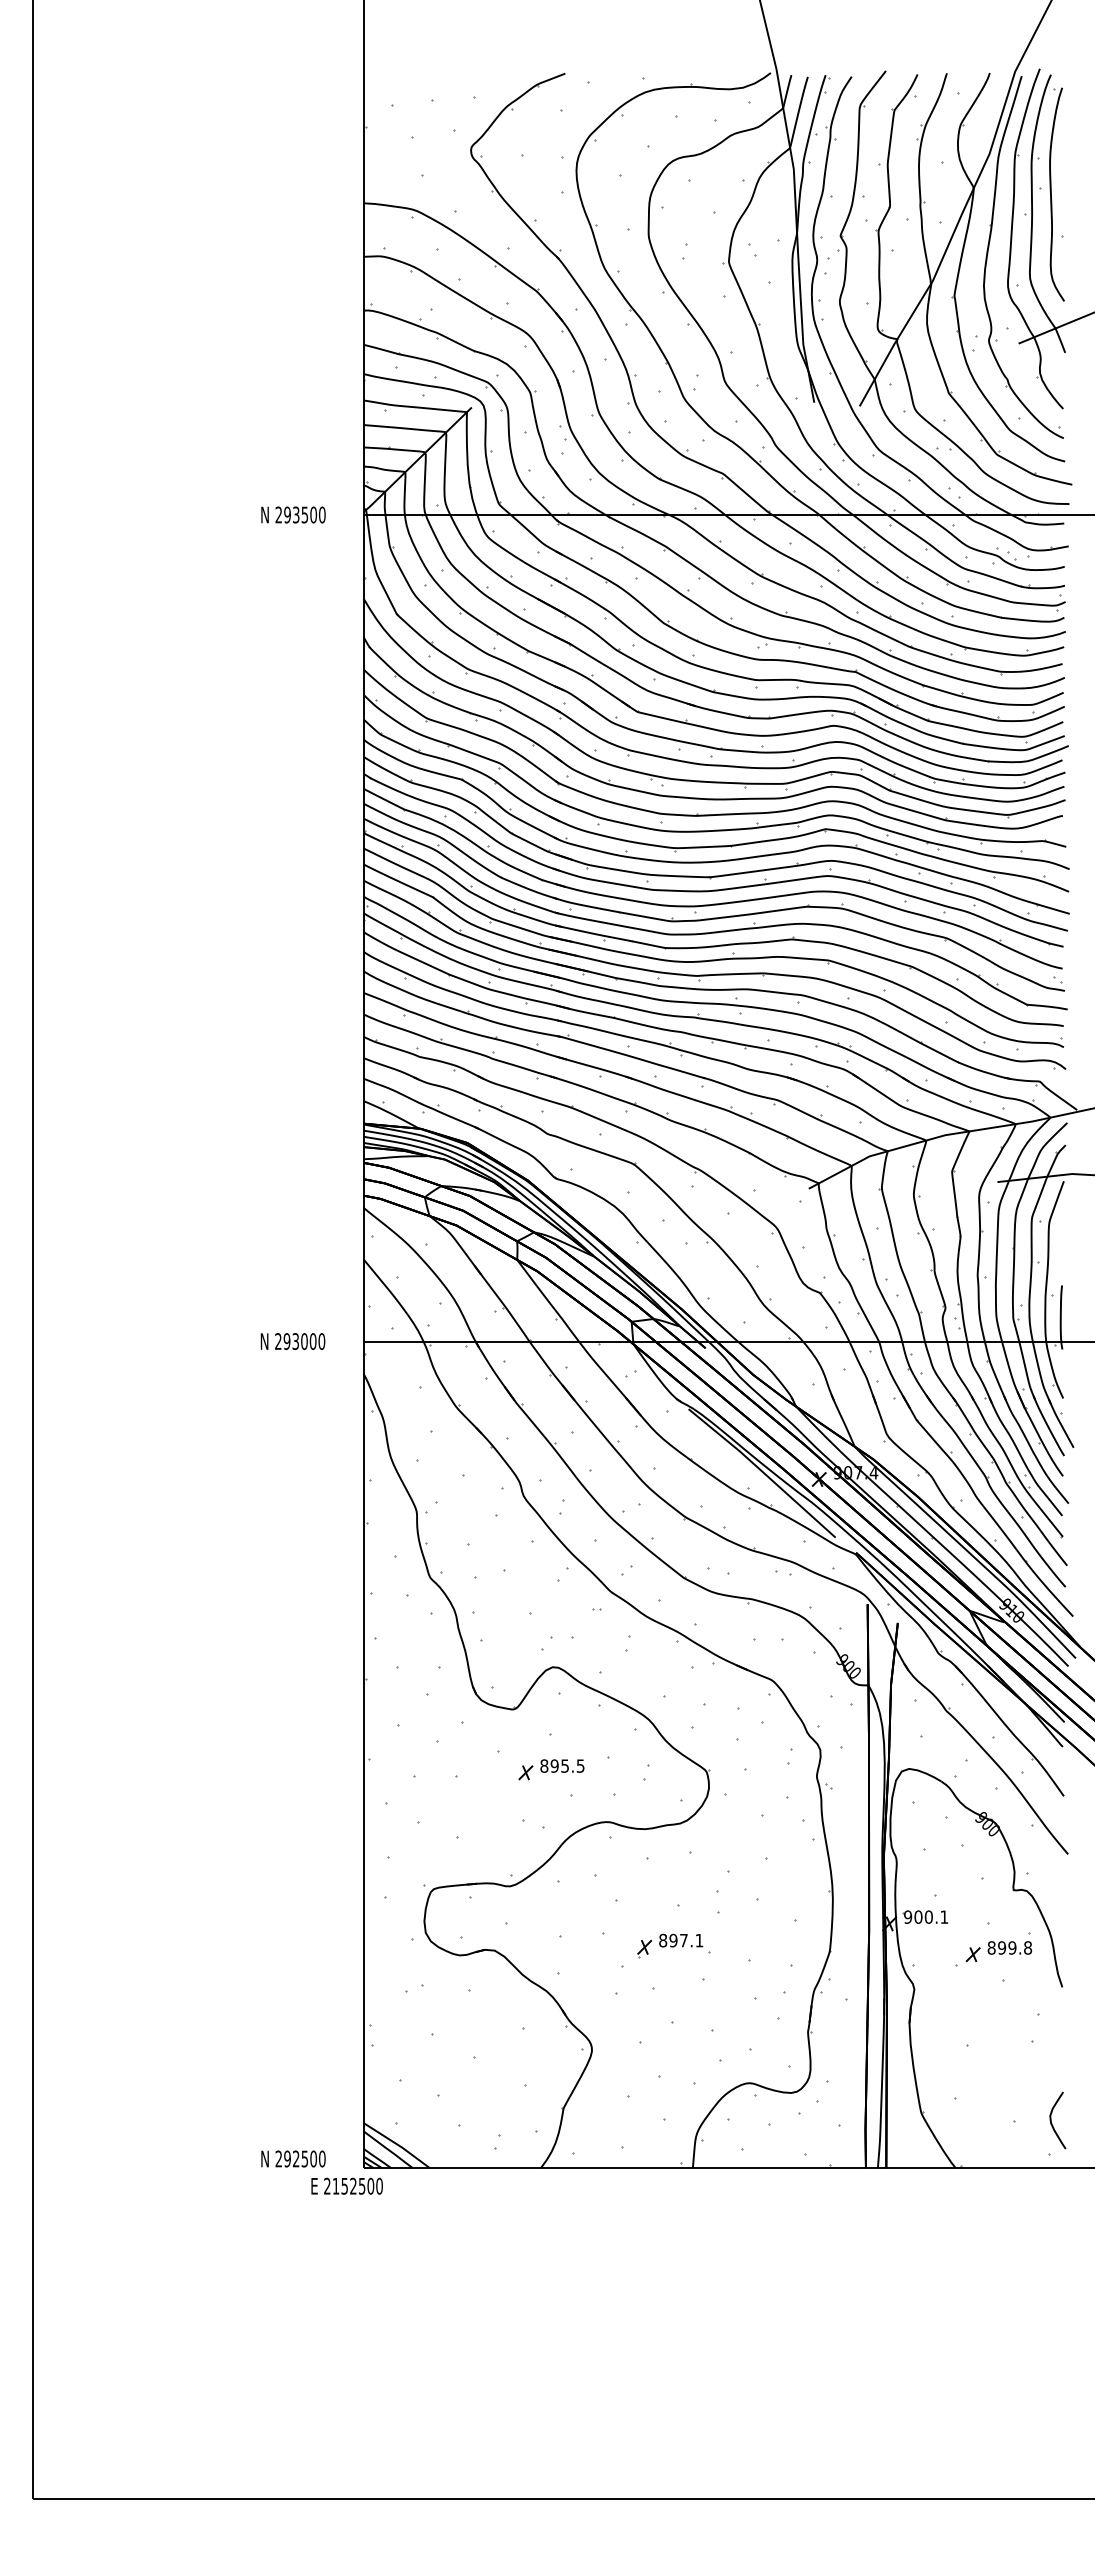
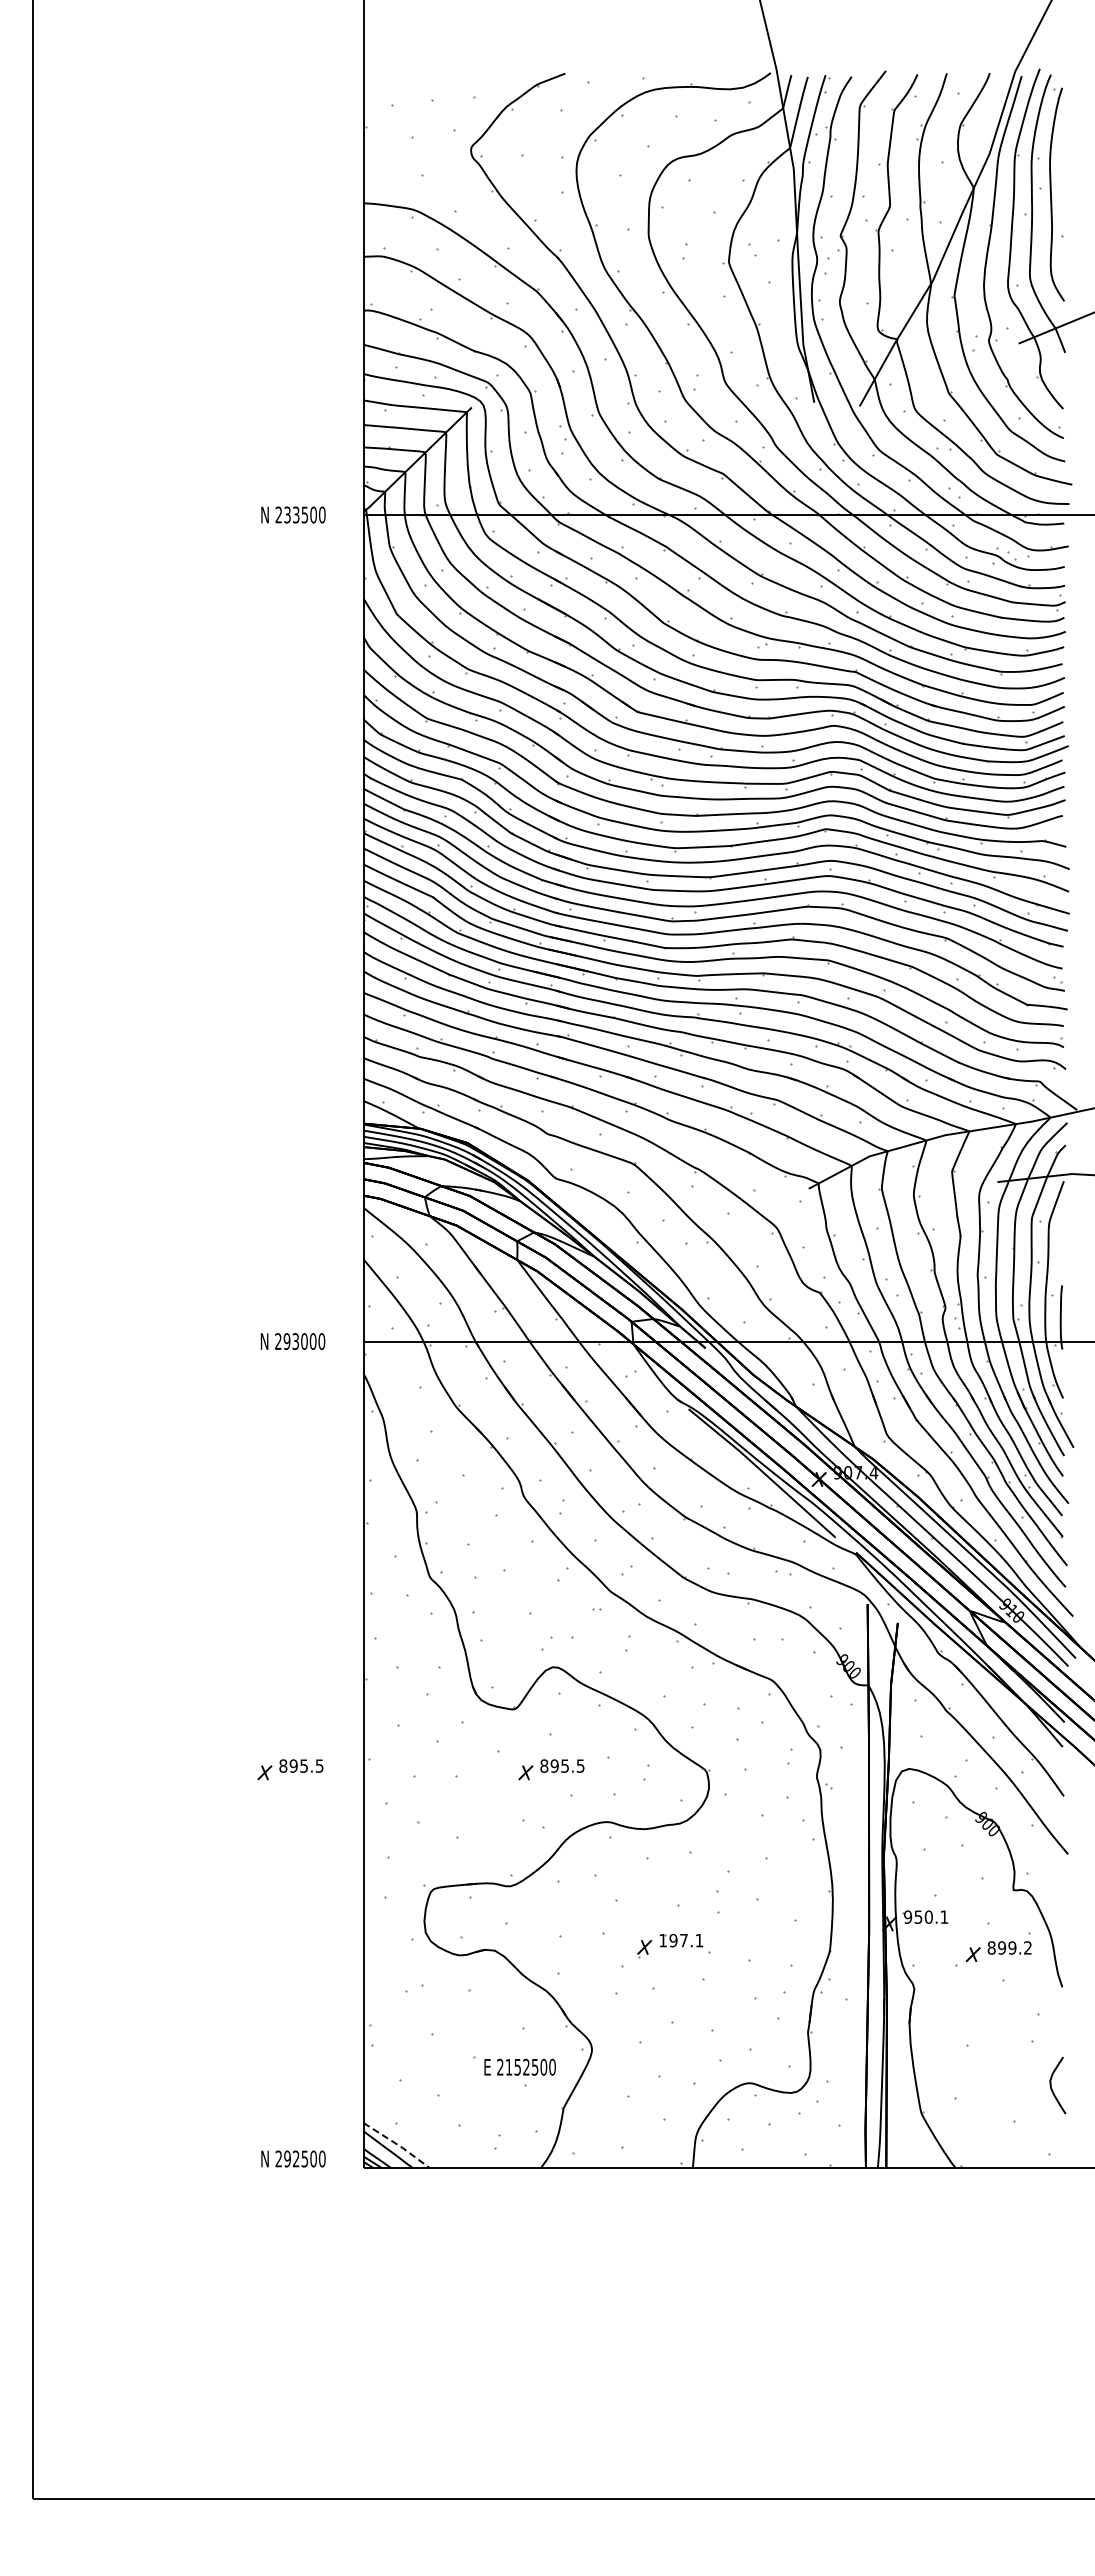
text: 293500 -> 233500 (287, 514)
part: none -> present (290, 1769)
text: 900.1 -> 950.1 (918, 1916)
text: 897.1 -> 197.1 (663, 1940)
text: 899.8 -> 899.2 (1028, 1947)
curve position: (1052, 2123) -> (1052, 2088) (1052, 2088)
line: solid -> dashed (398, 2145)
text position: (346, 2185) -> (519, 2066) (519, 2066)
